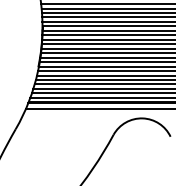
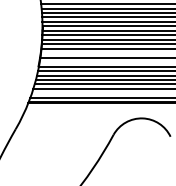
line: present -> none (106, 53)
line: present -> none (105, 62)
line: present -> none (101, 93)
line: present -> none (98, 108)
